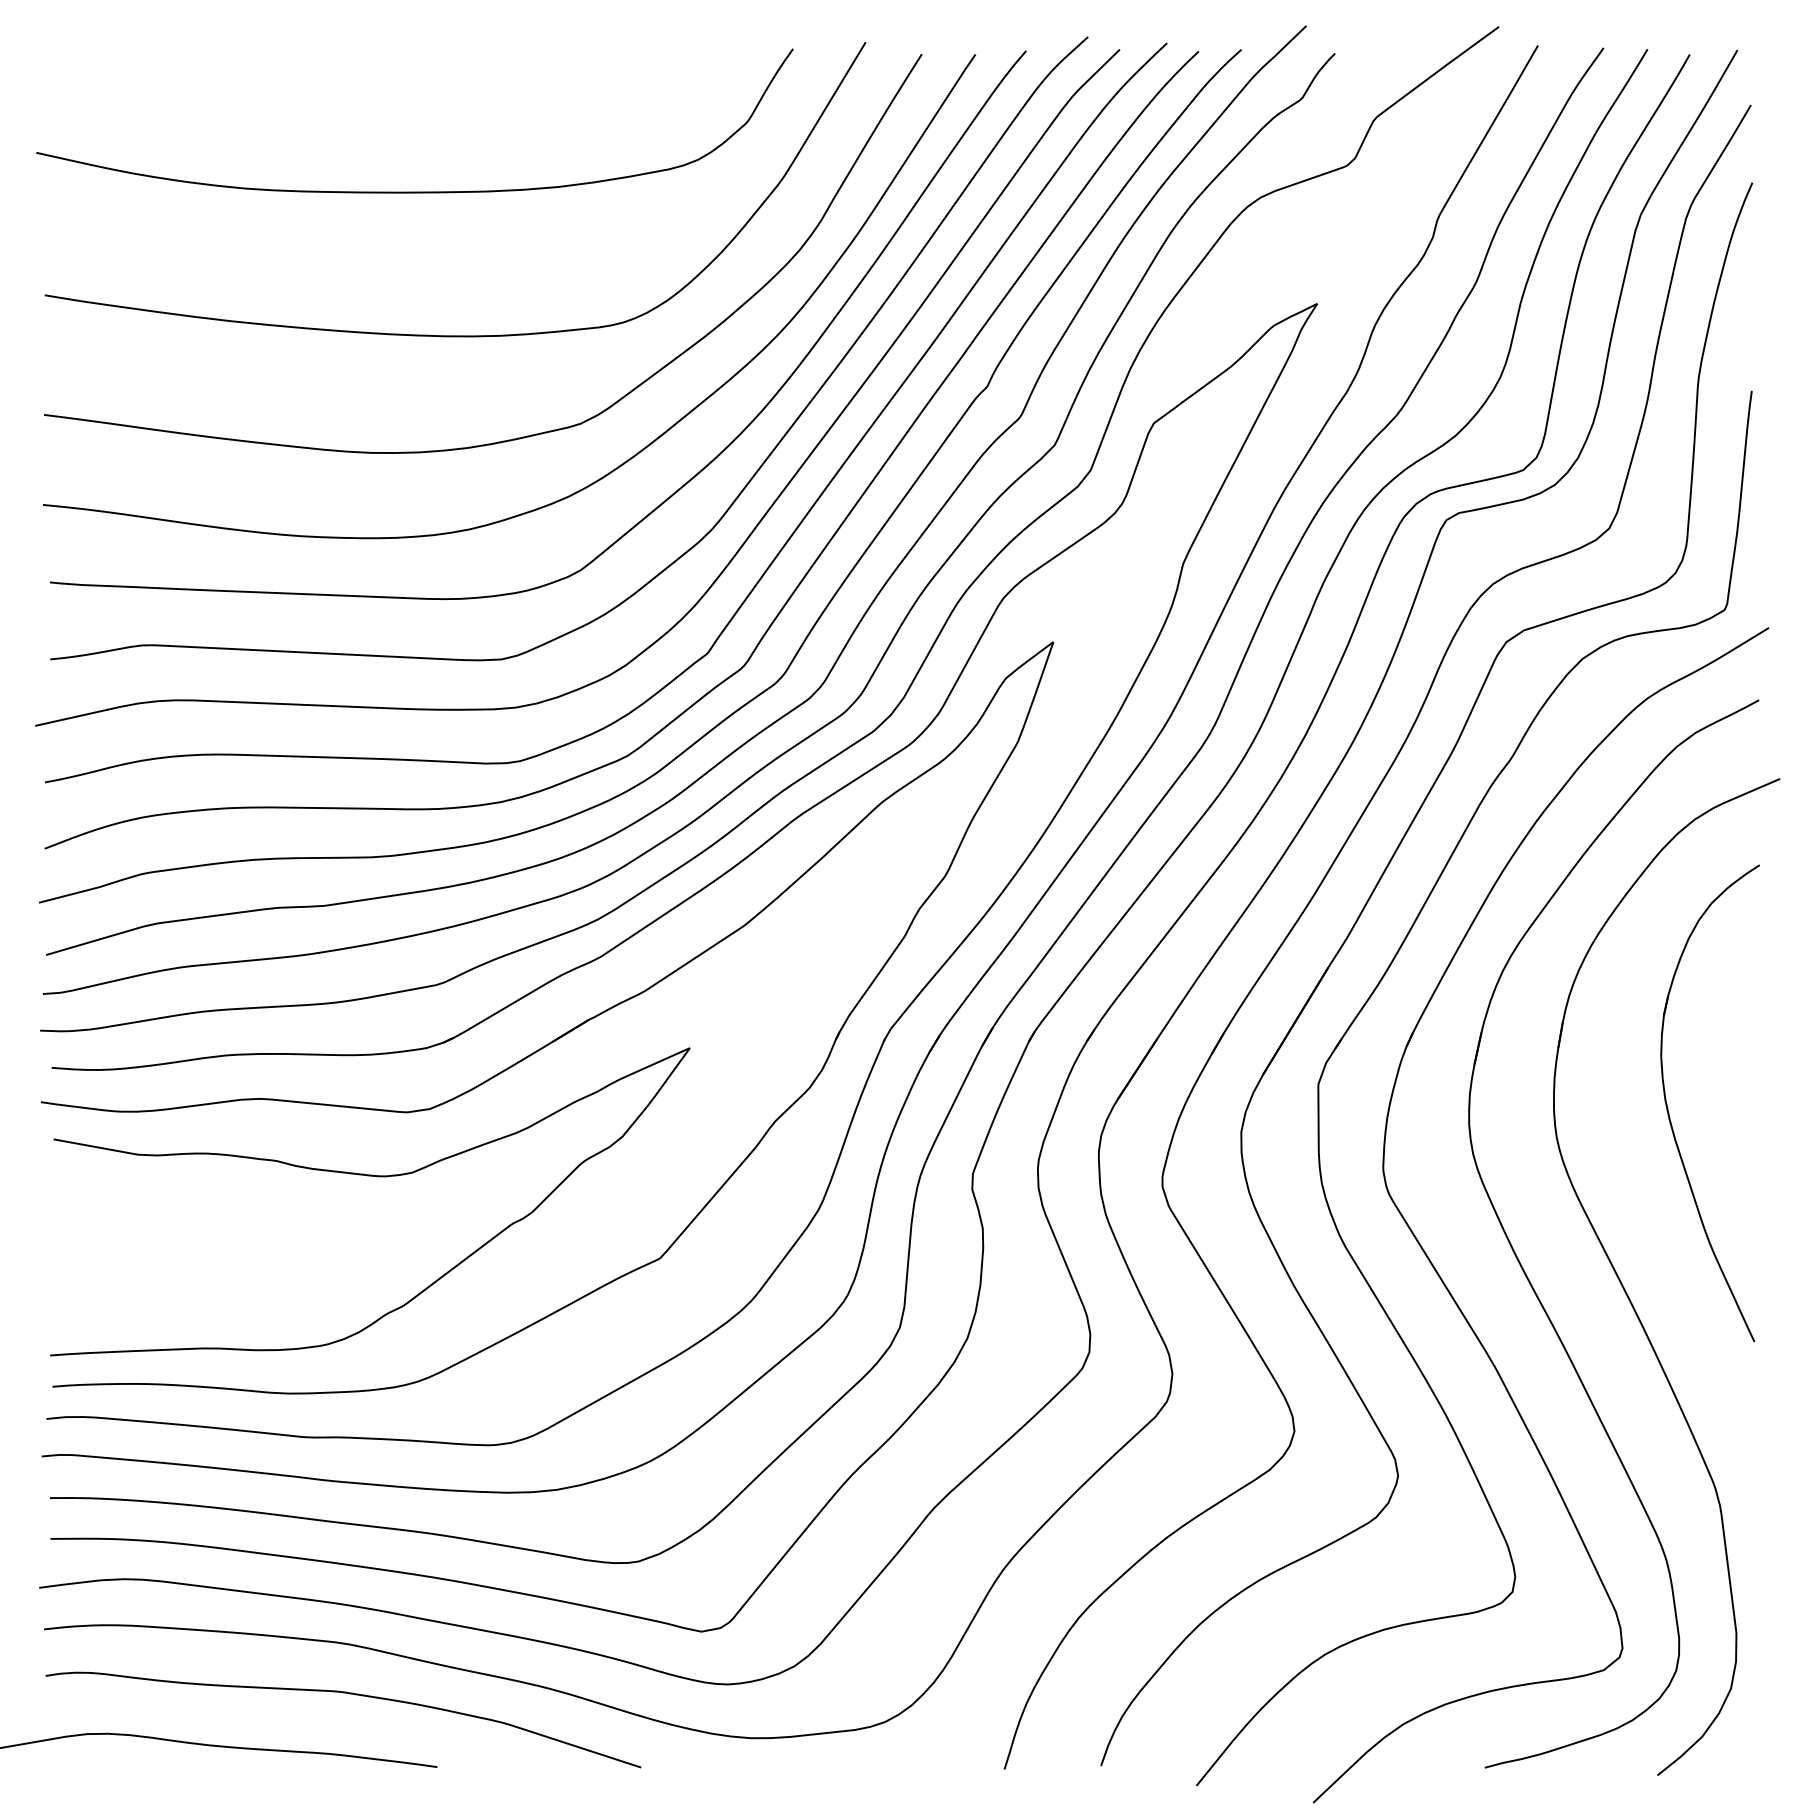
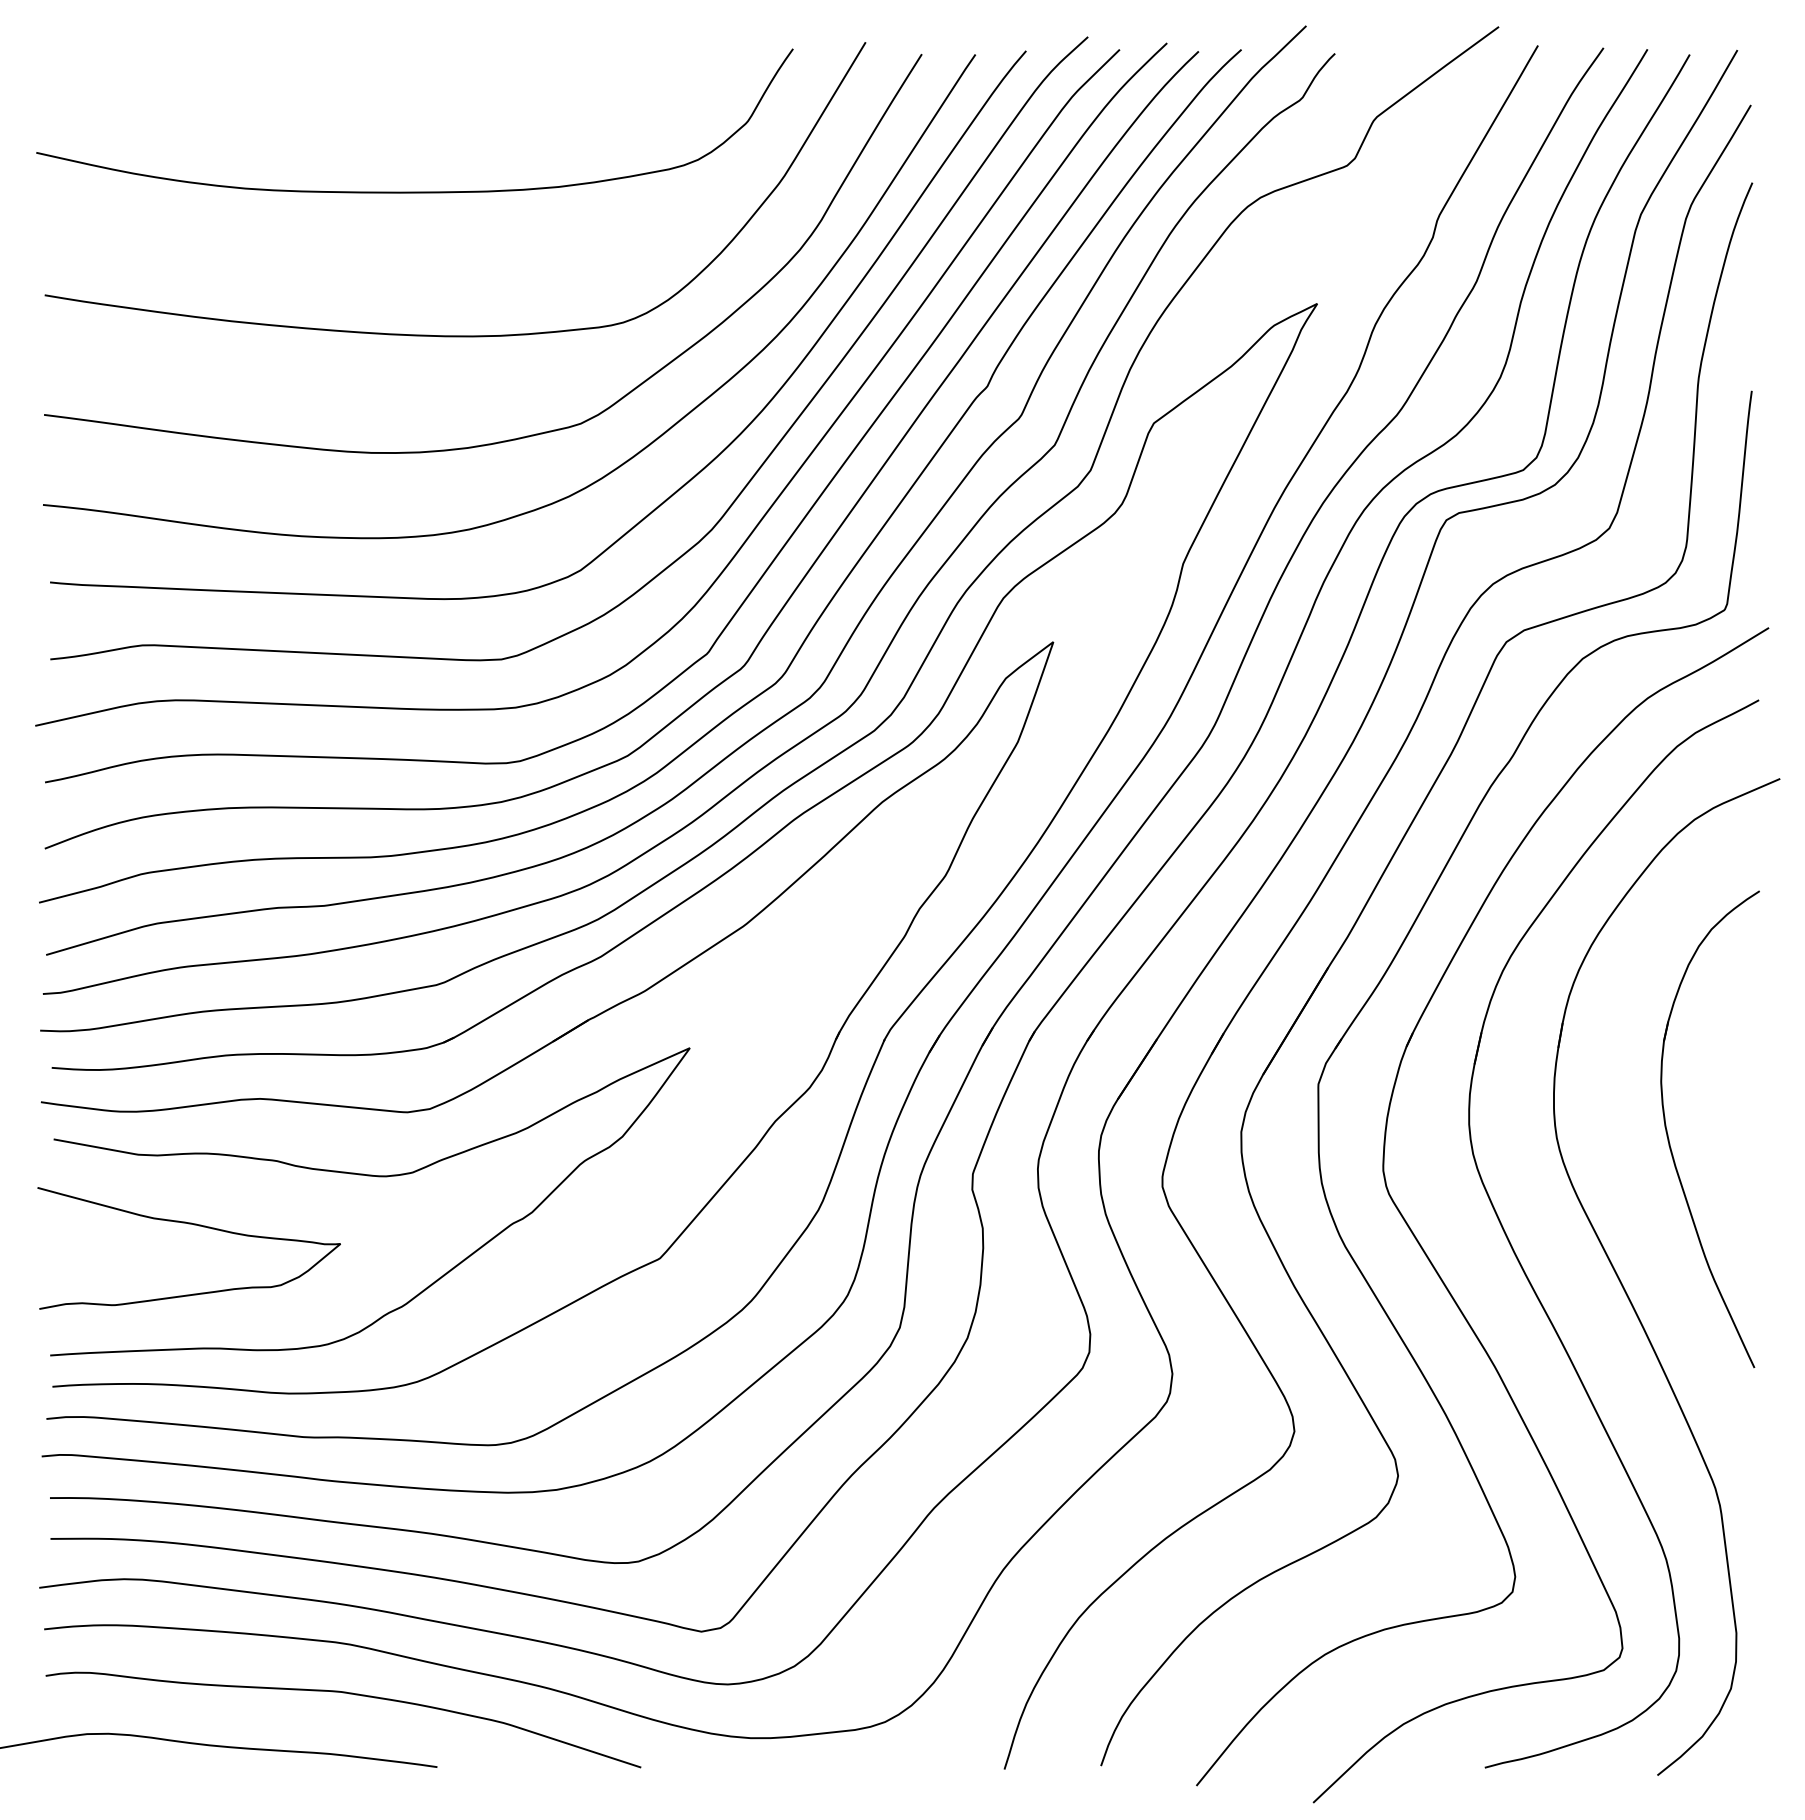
part position: (1669, 1112) -> (1669, 1138) (1669, 1138)
curve: none -> present (194, 1225)
